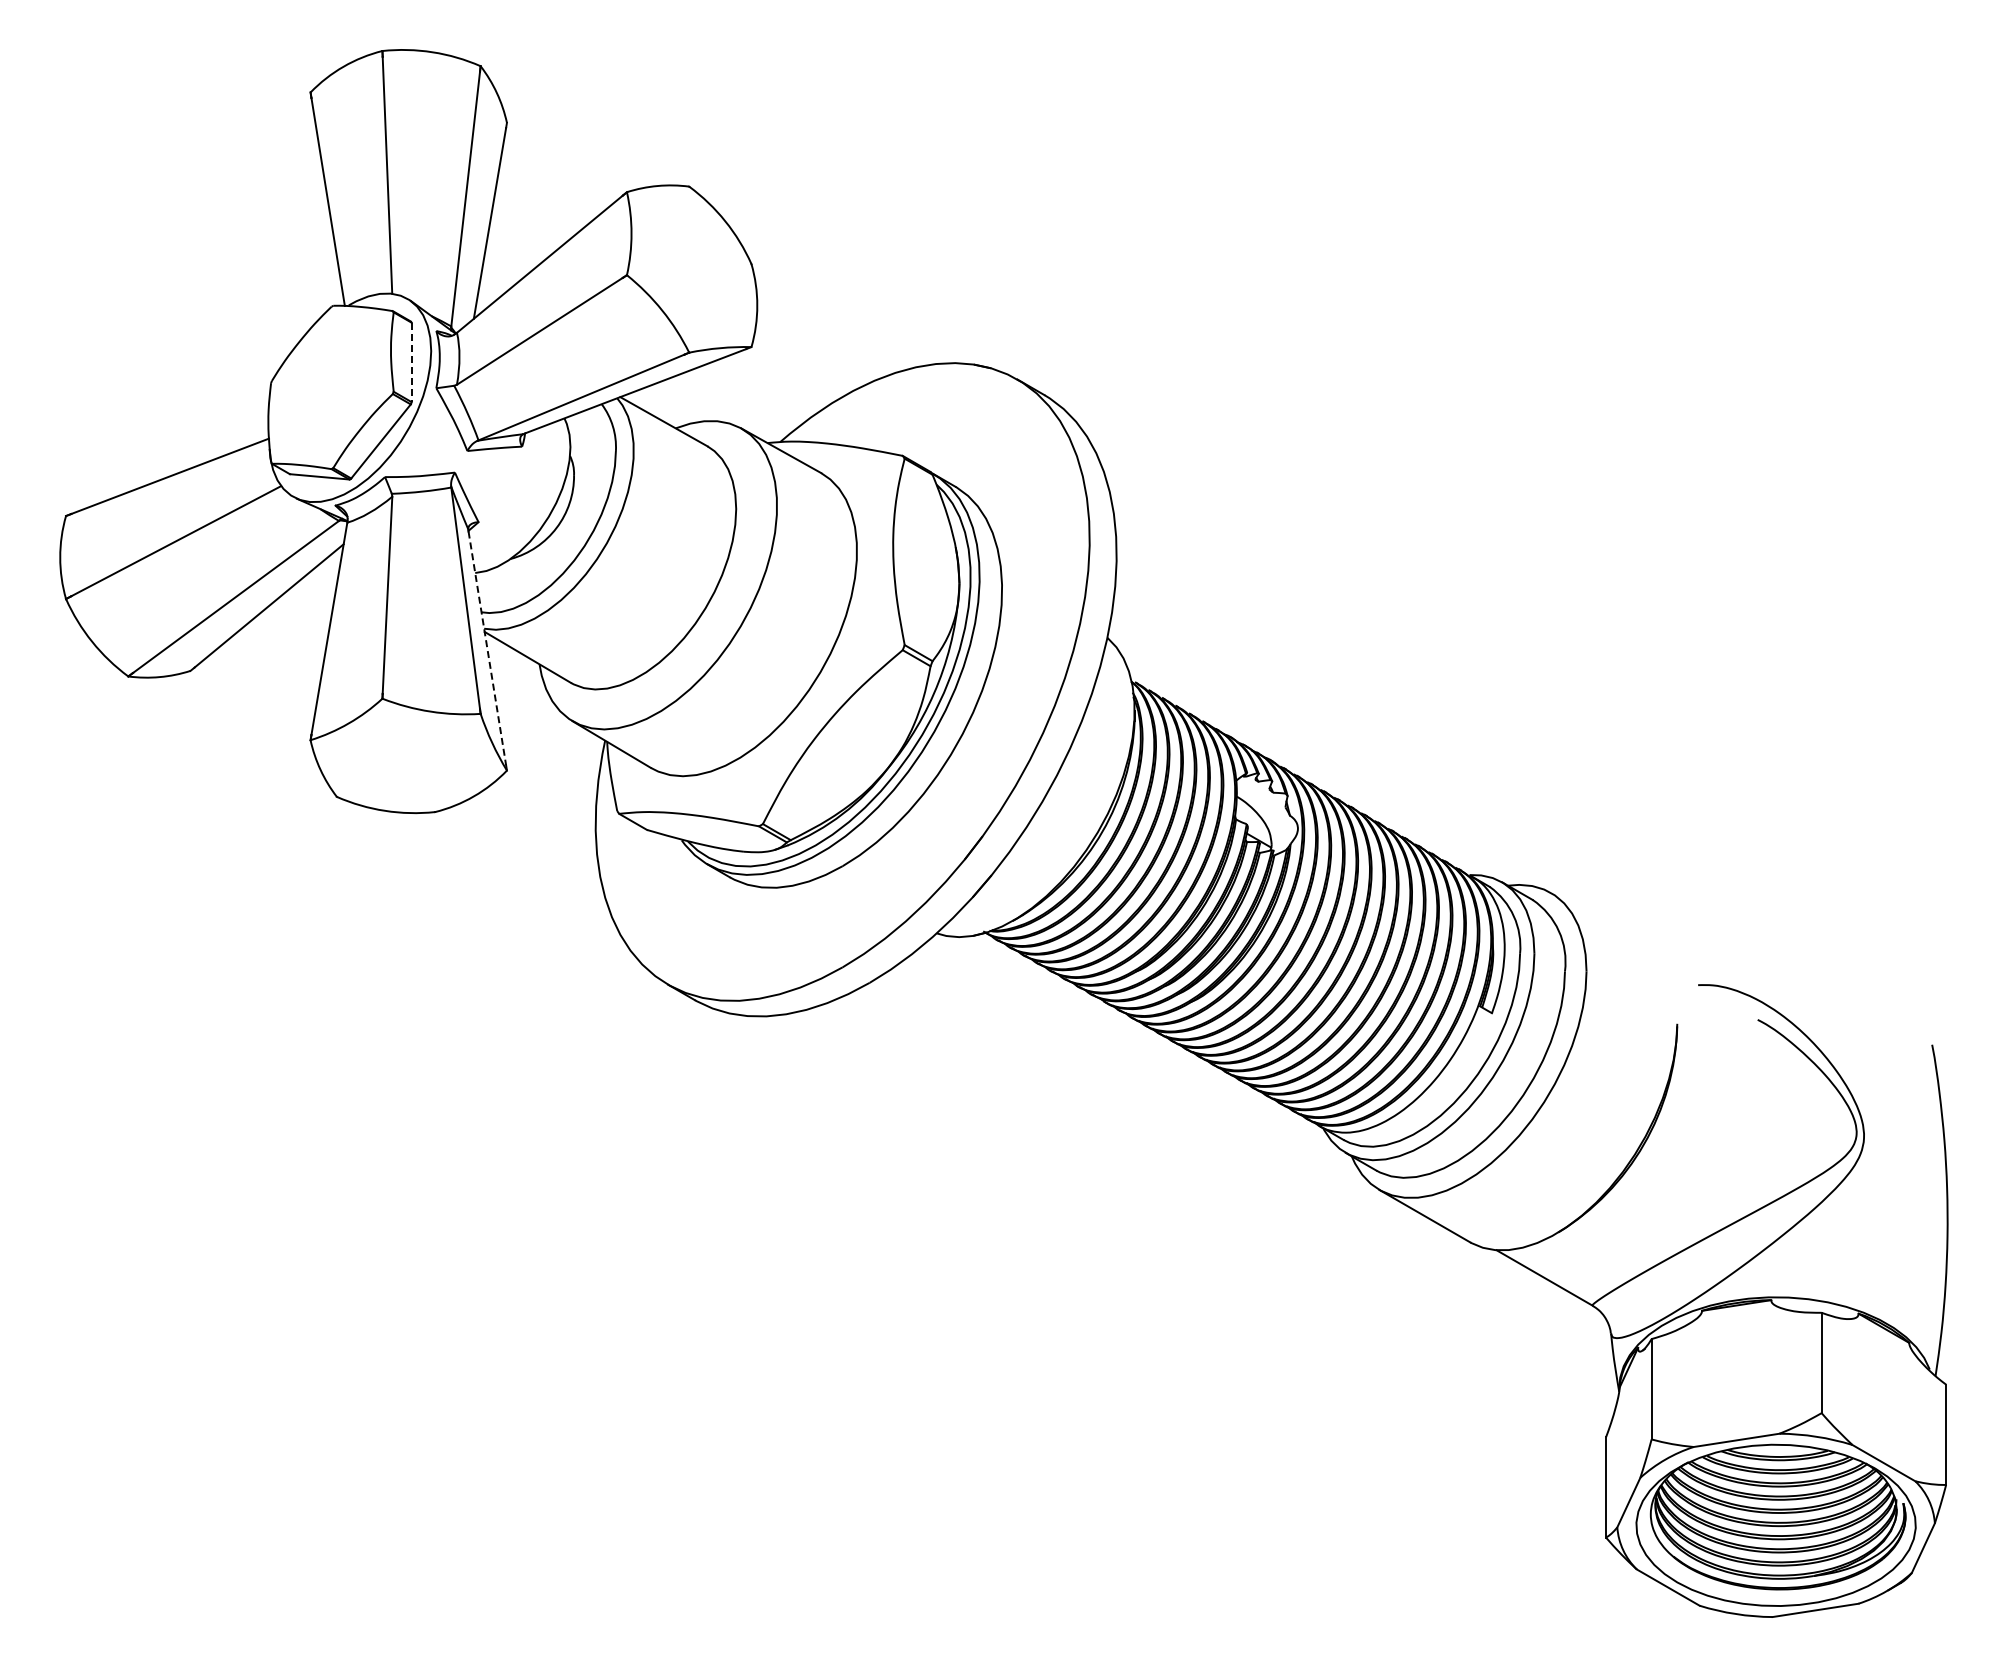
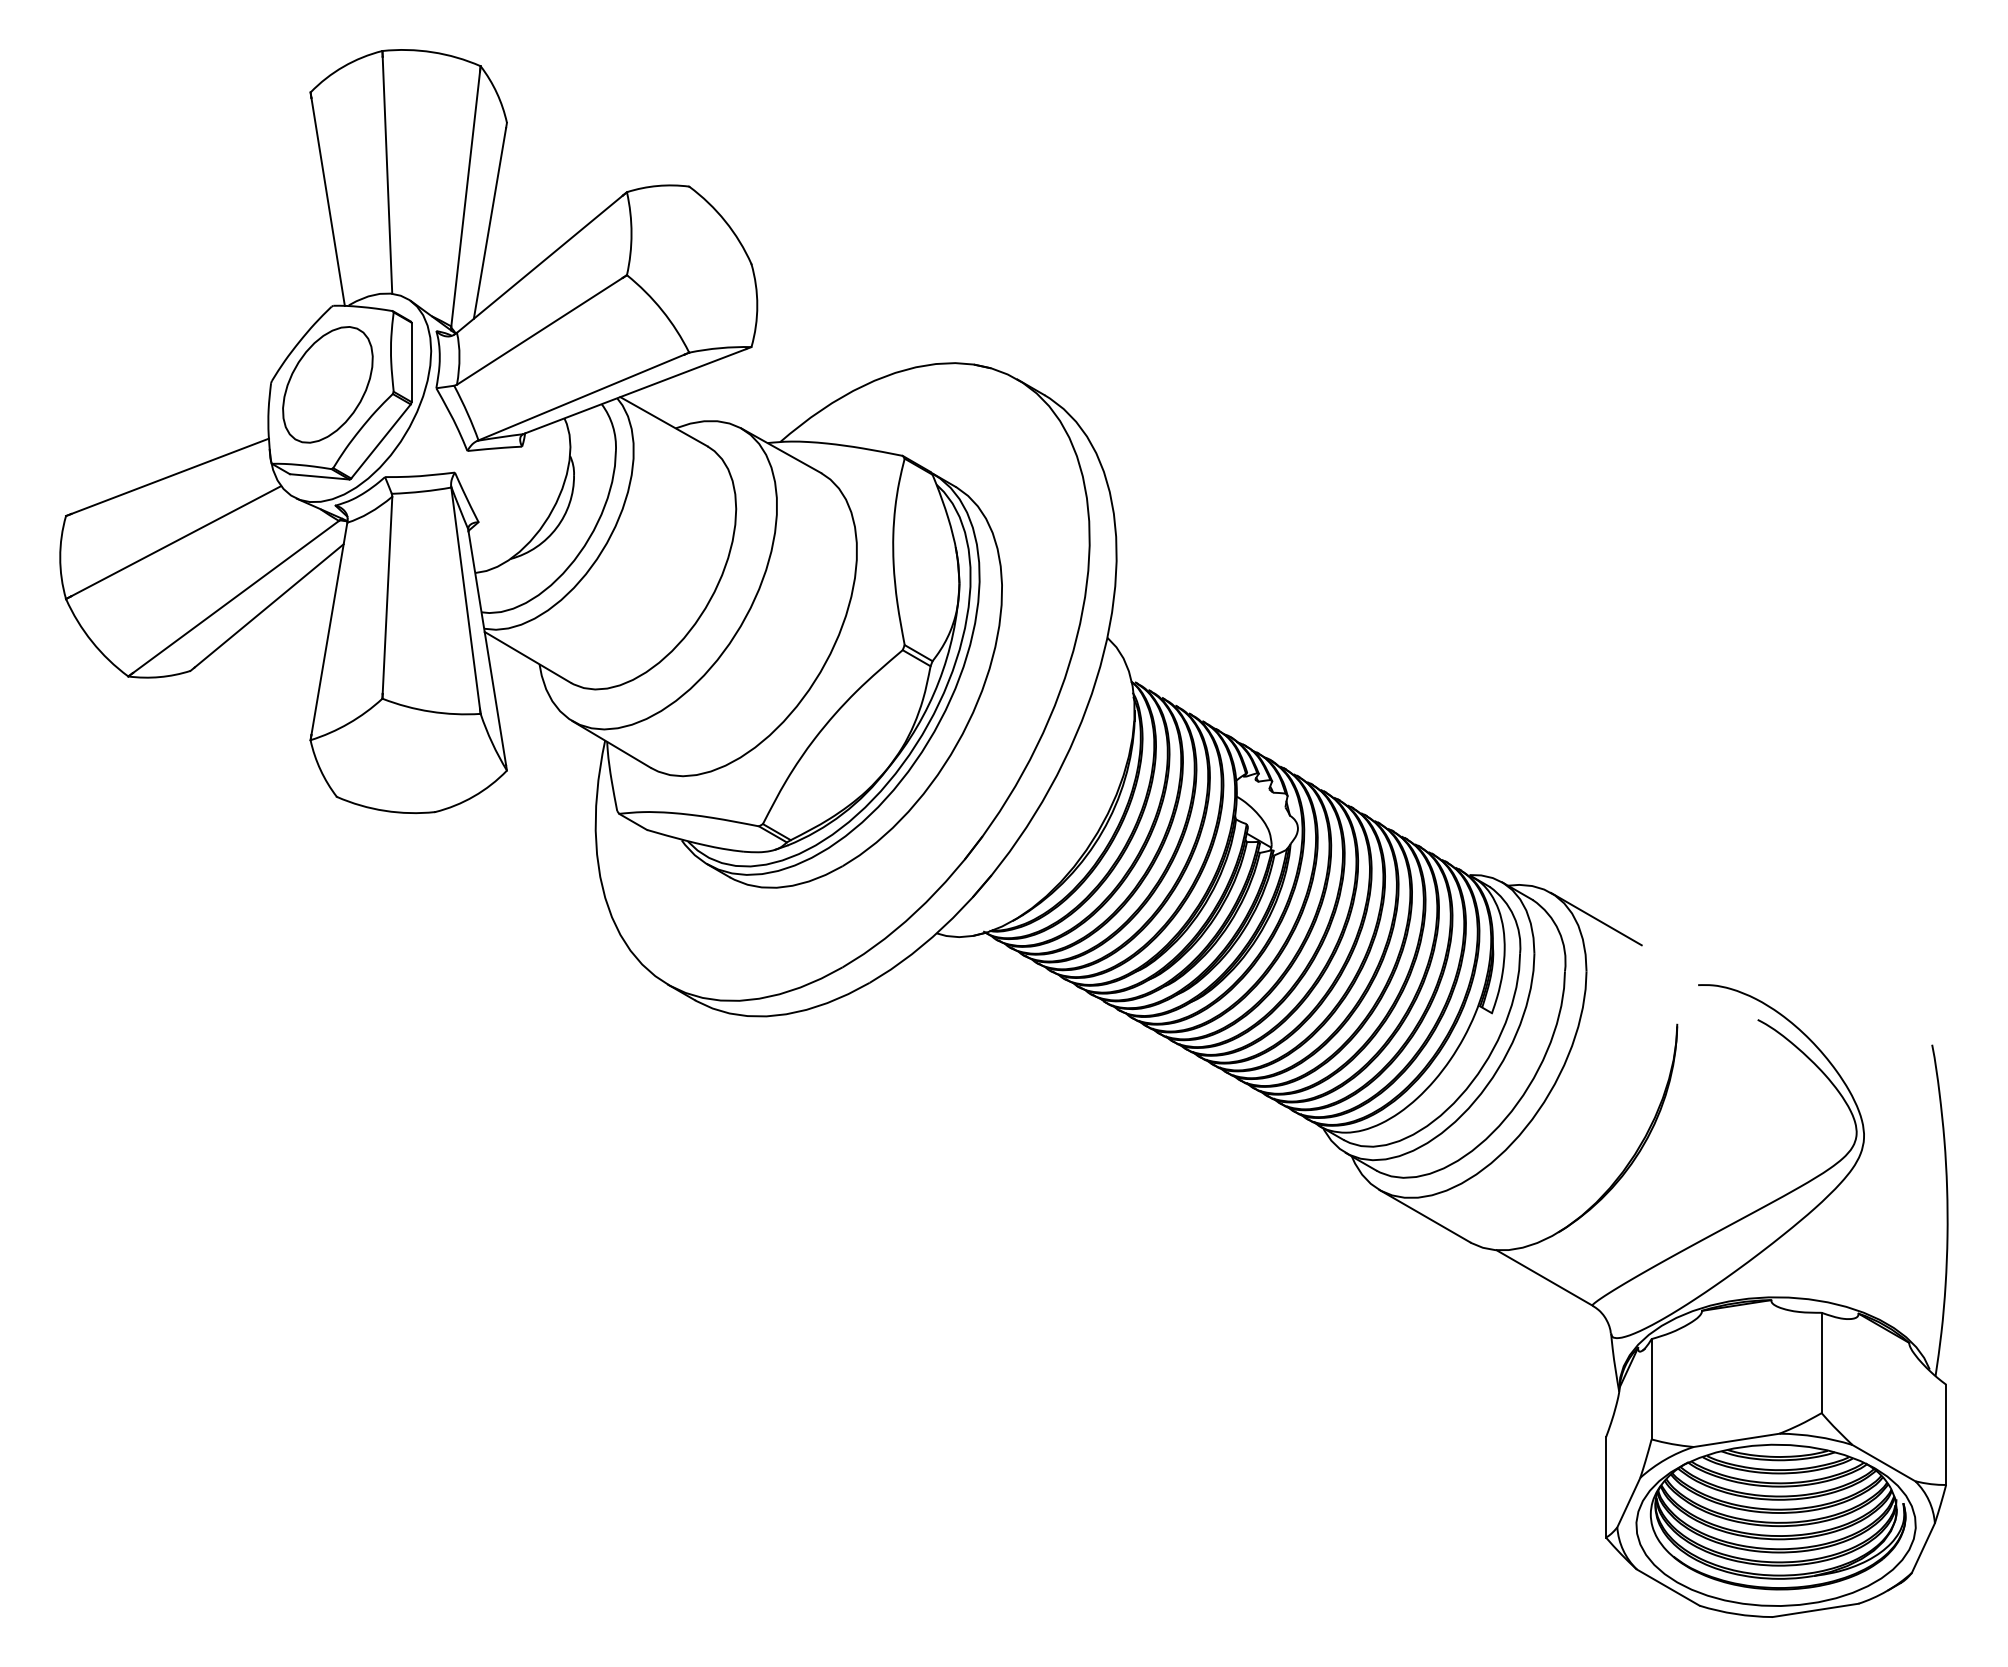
line: dashed -> solid (411, 362)
part: none -> present (327, 384)
line: dashed -> solid (487, 648)
line: none -> present (1596, 918)
